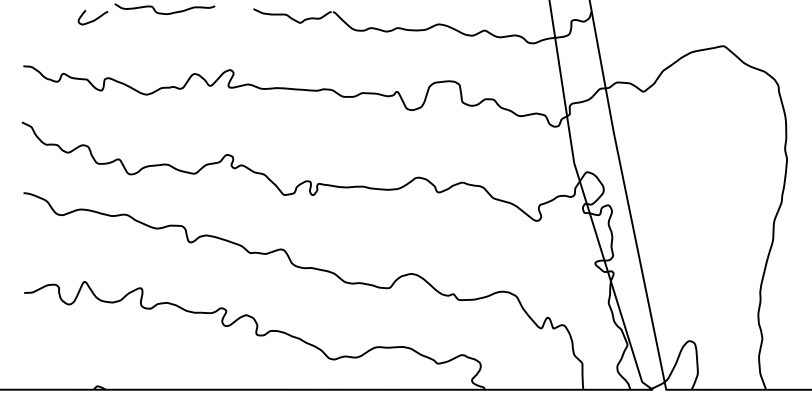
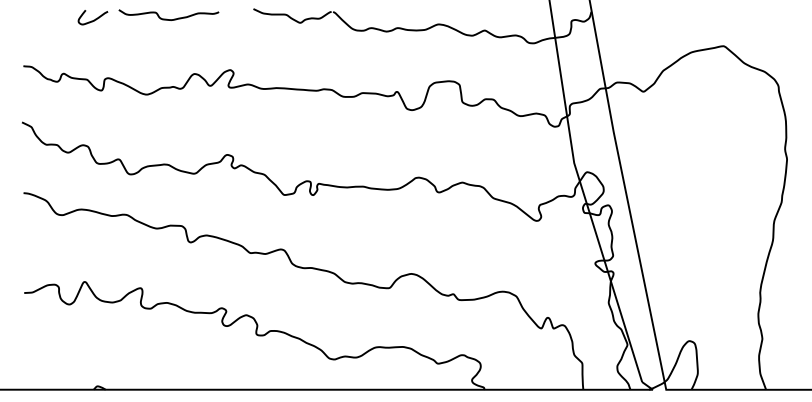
curve position: (162, 12) -> (166, 18) (166, 18)
